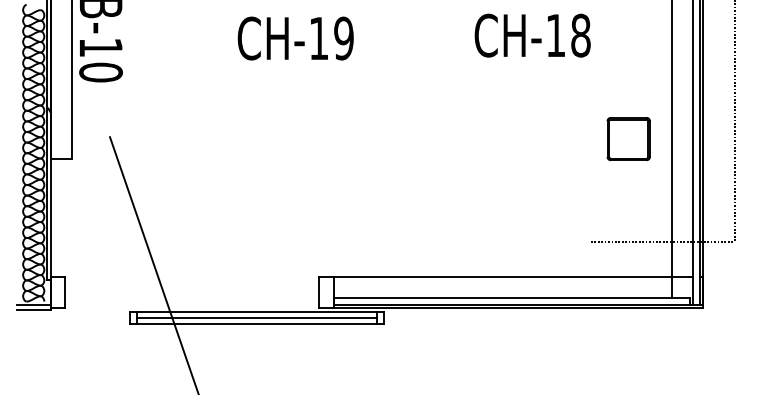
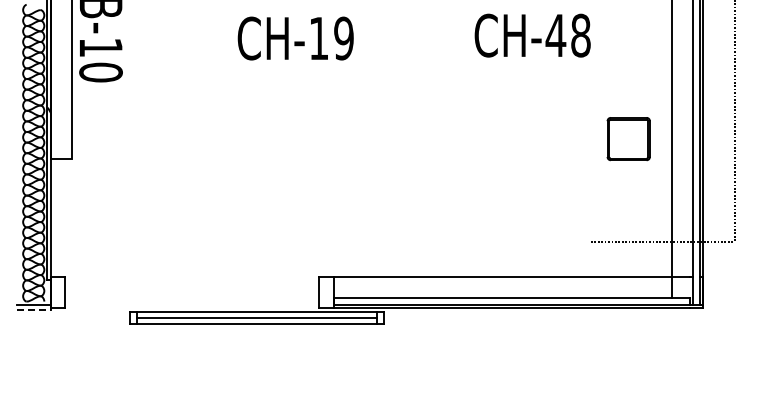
text: CH-18 -> CH-48 (555, 35)
line: present -> none (153, 264)
line: solid -> dashed (34, 309)
